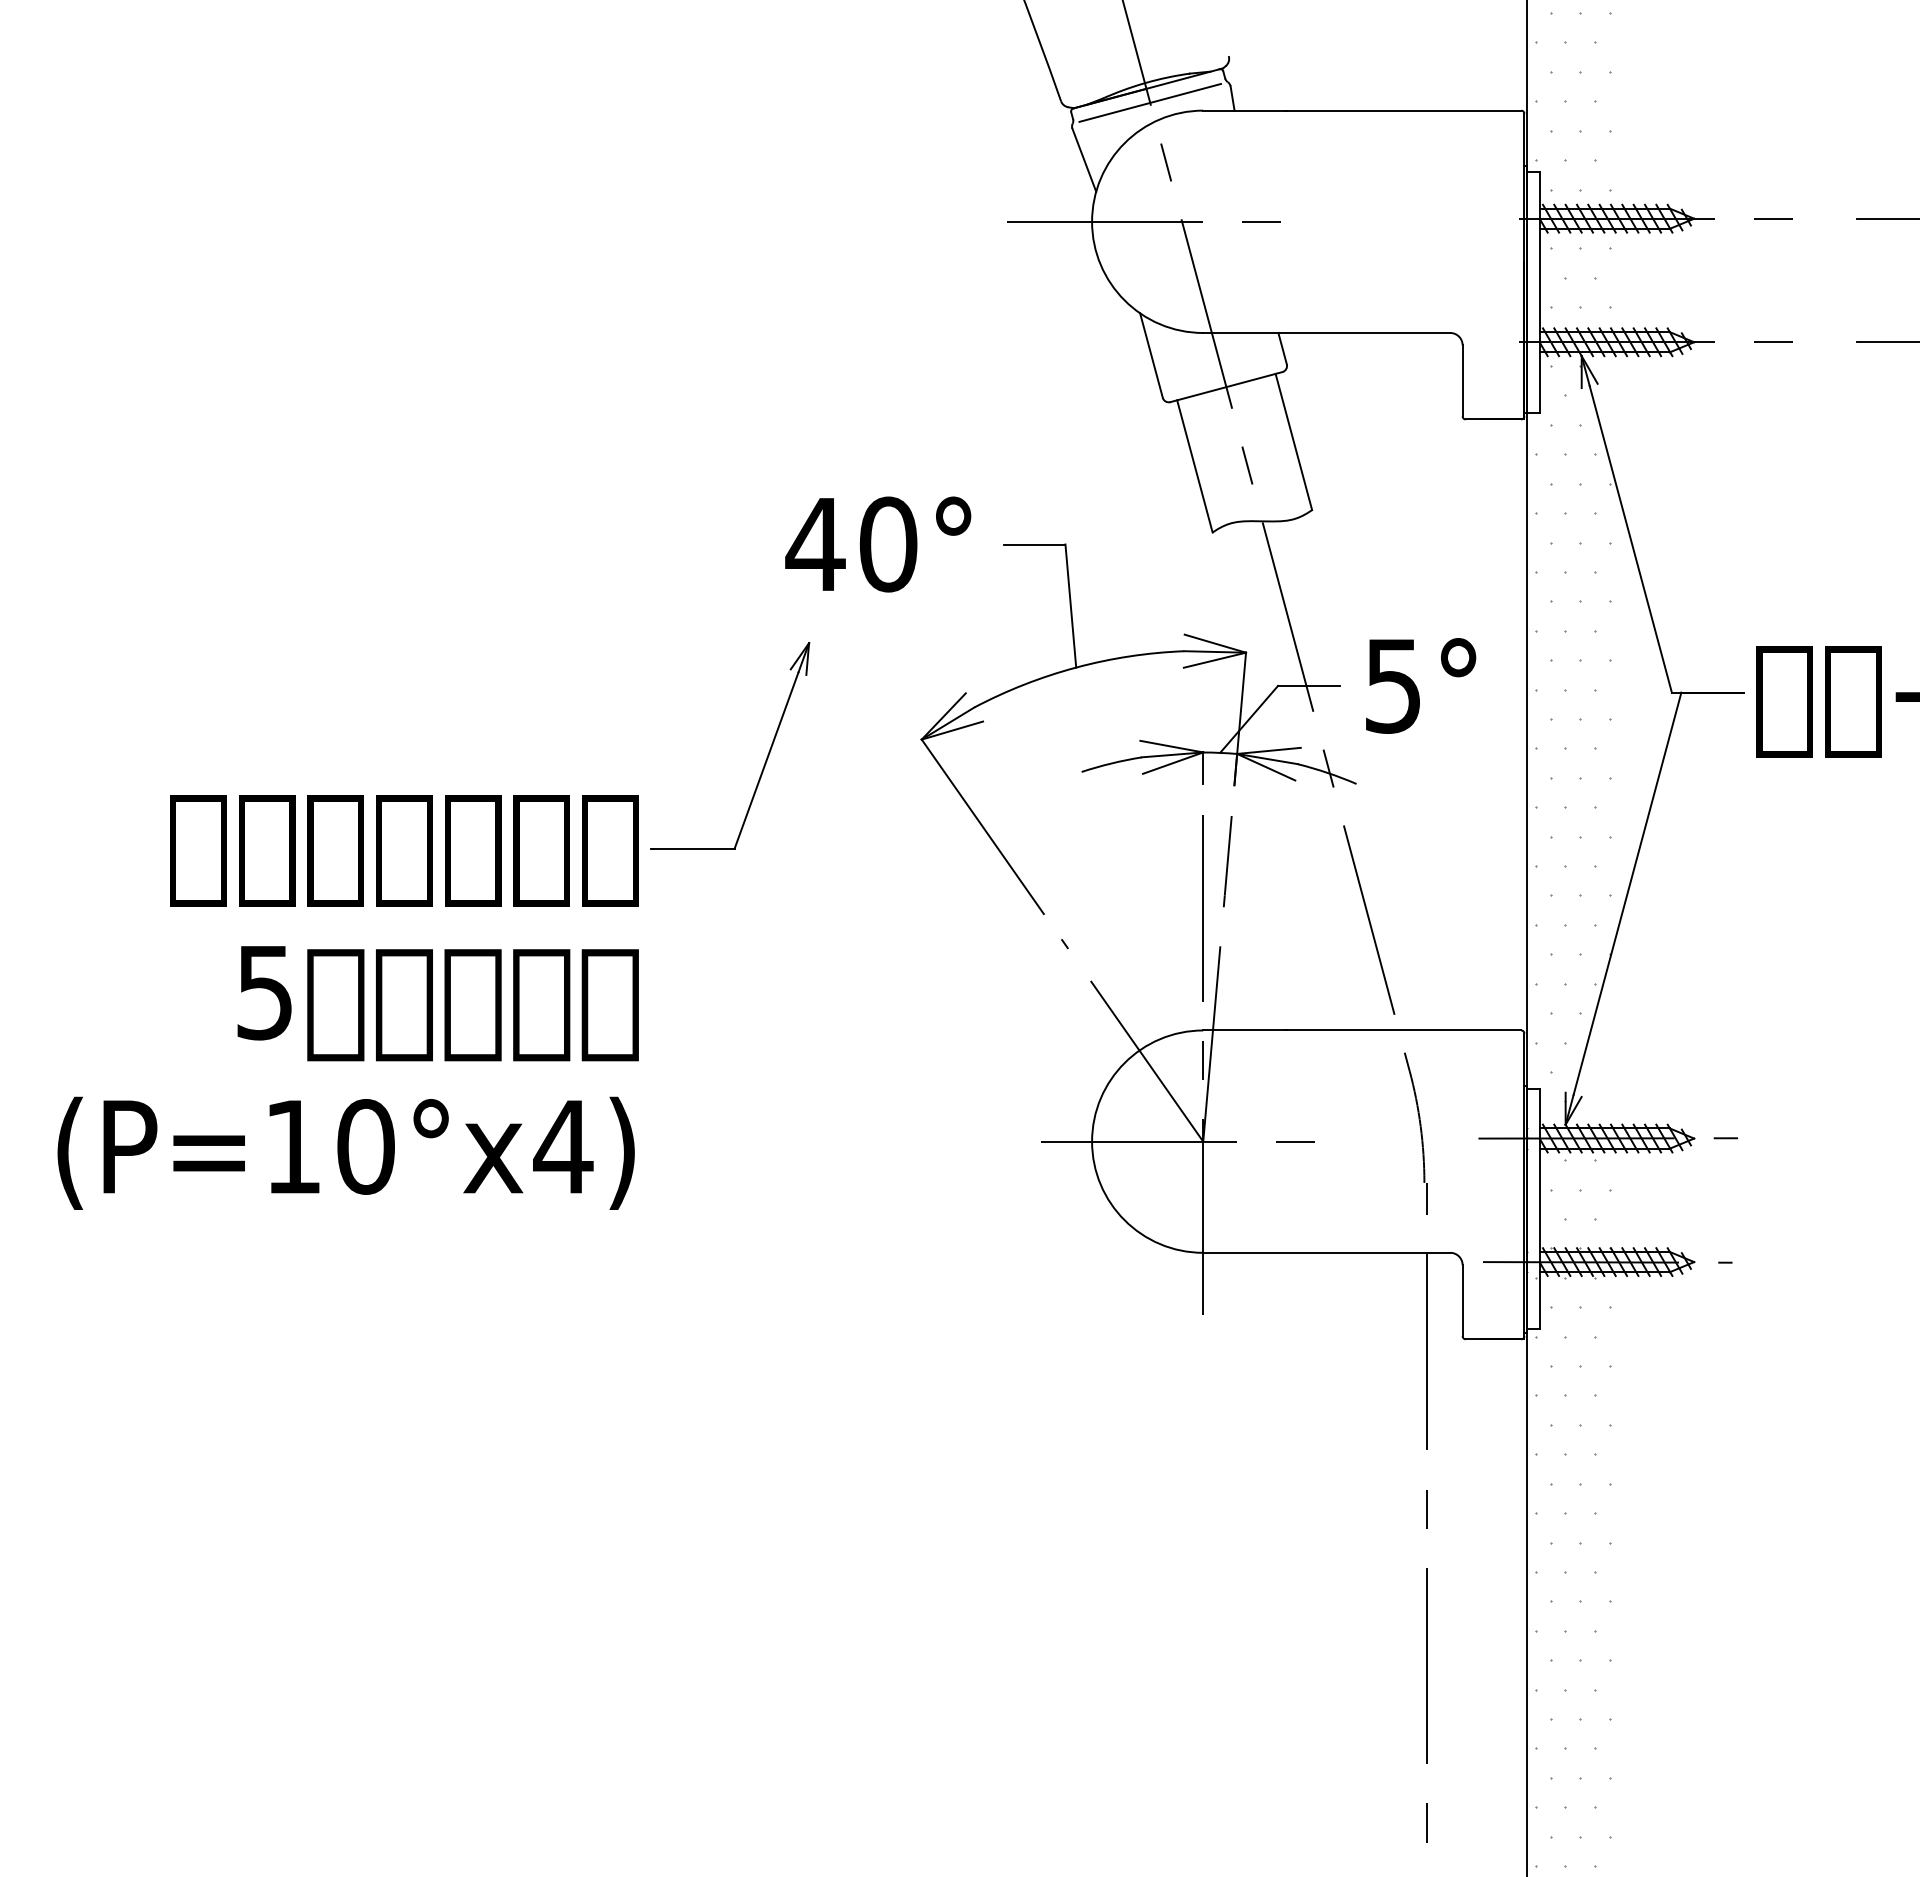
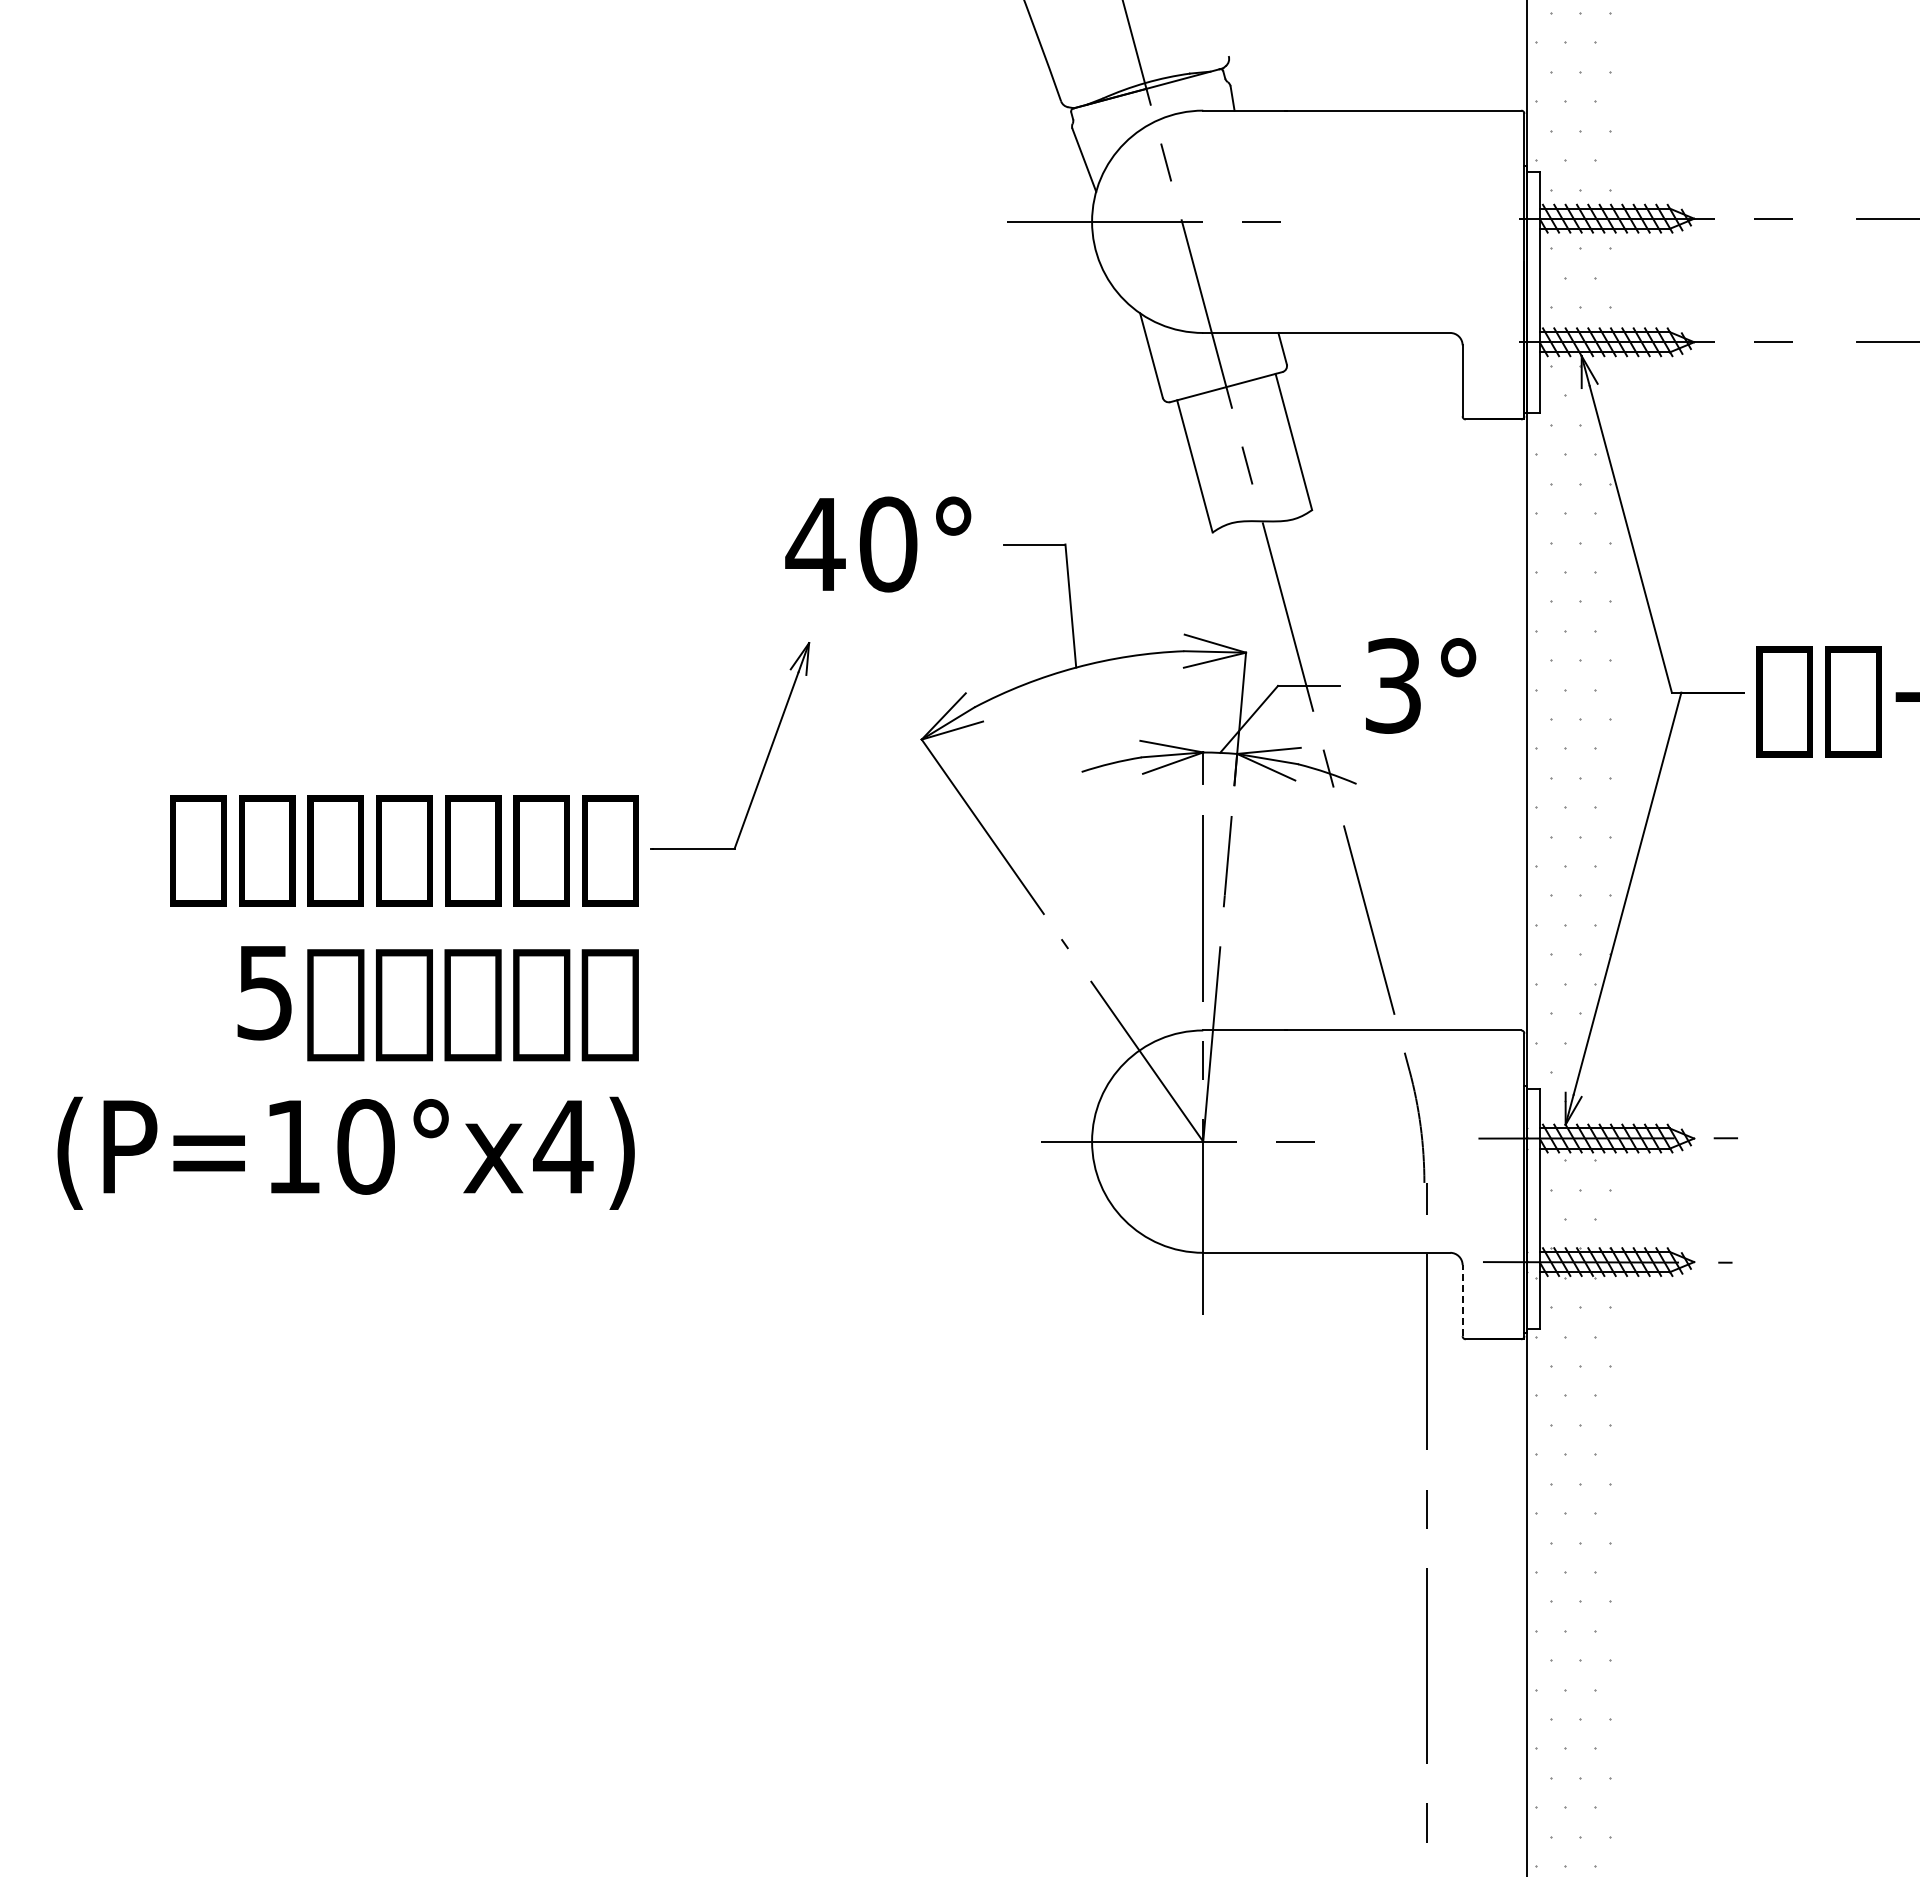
line: present -> none (1150, 102)
text: 5° -> 3° (1393, 685)
line: solid -> dashed (1462, 1300)
